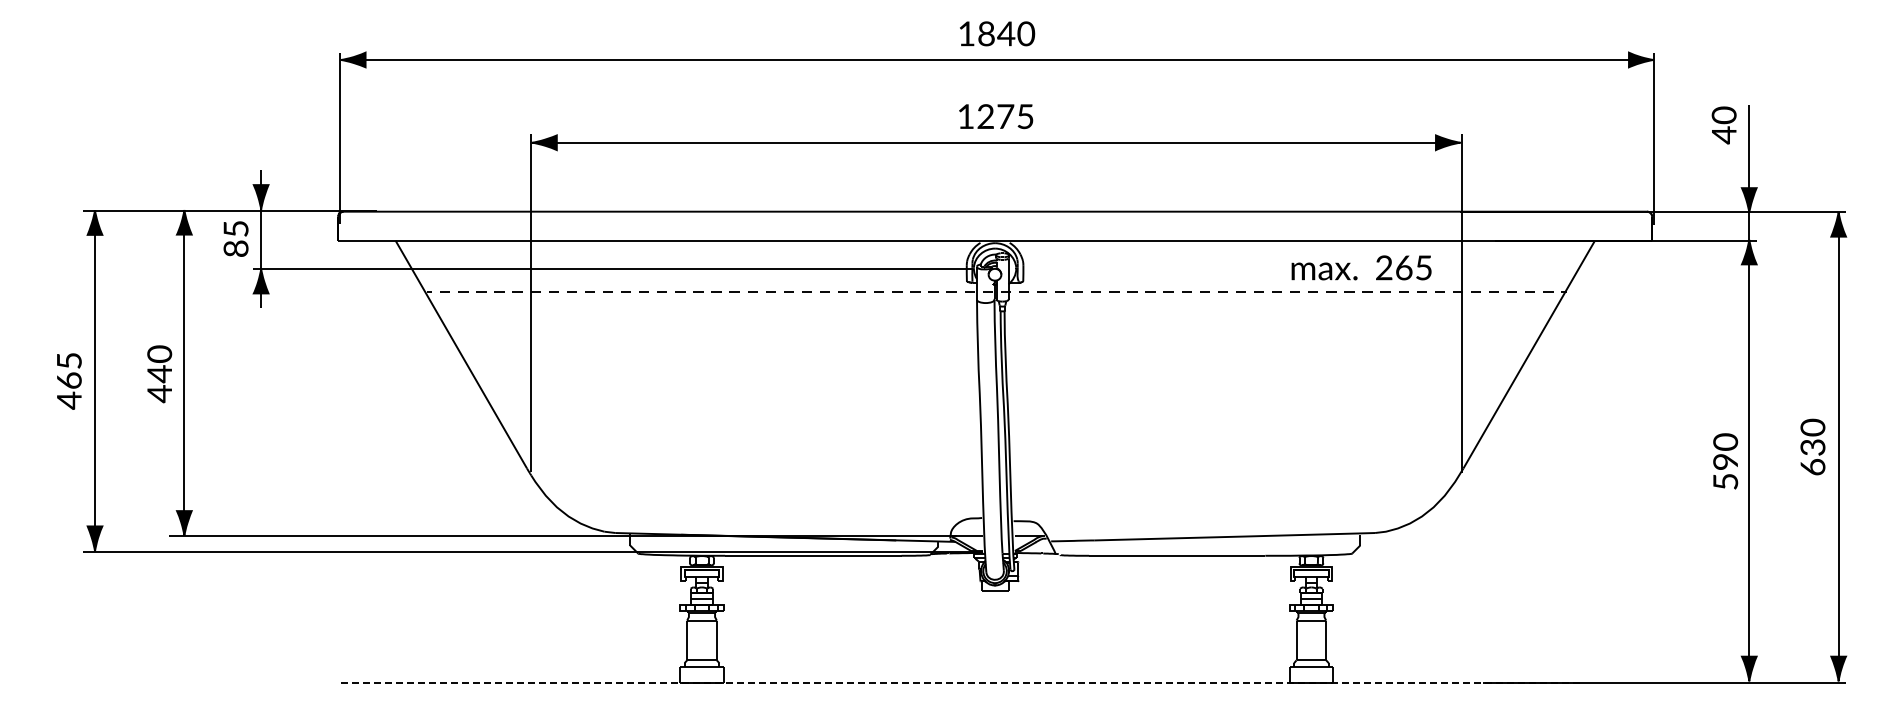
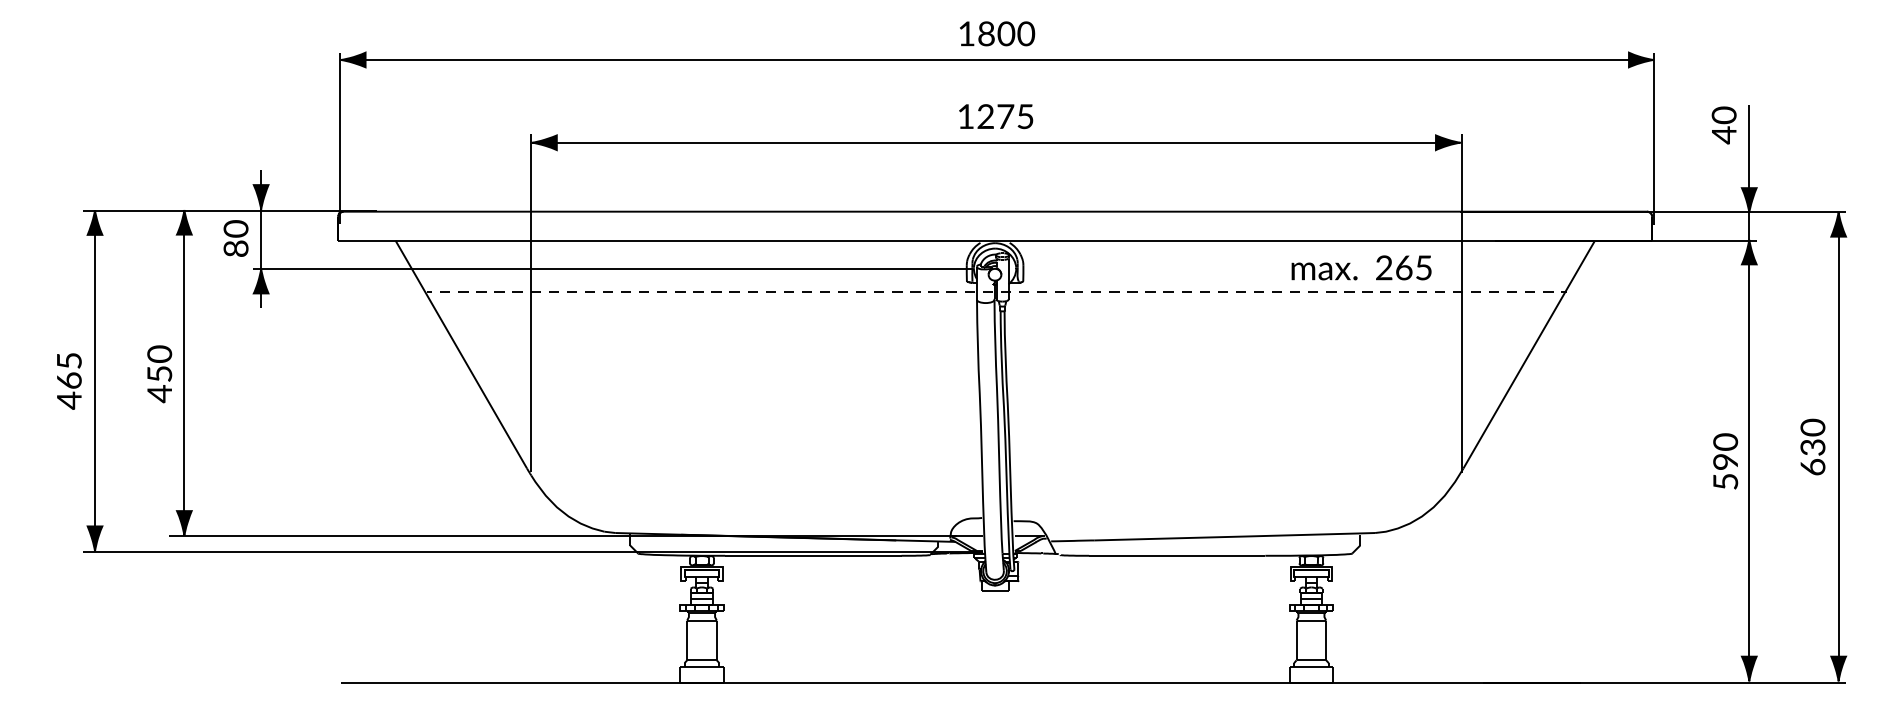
text: 1840 -> 1800 (1006, 33)
text: 85 -> 80 (235, 228)
text: 440 -> 450 (159, 374)
line: dashed -> solid (960, 682)
